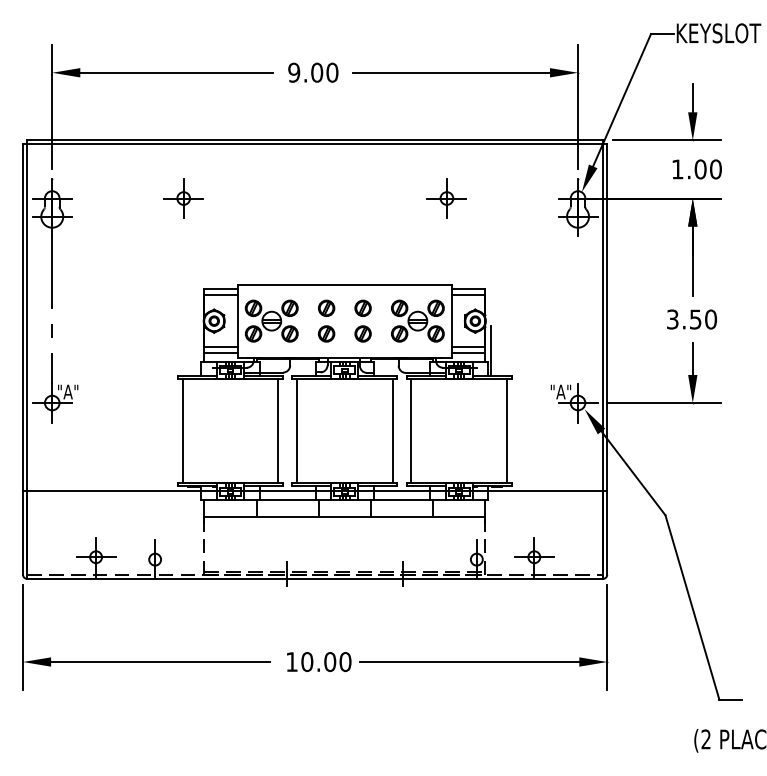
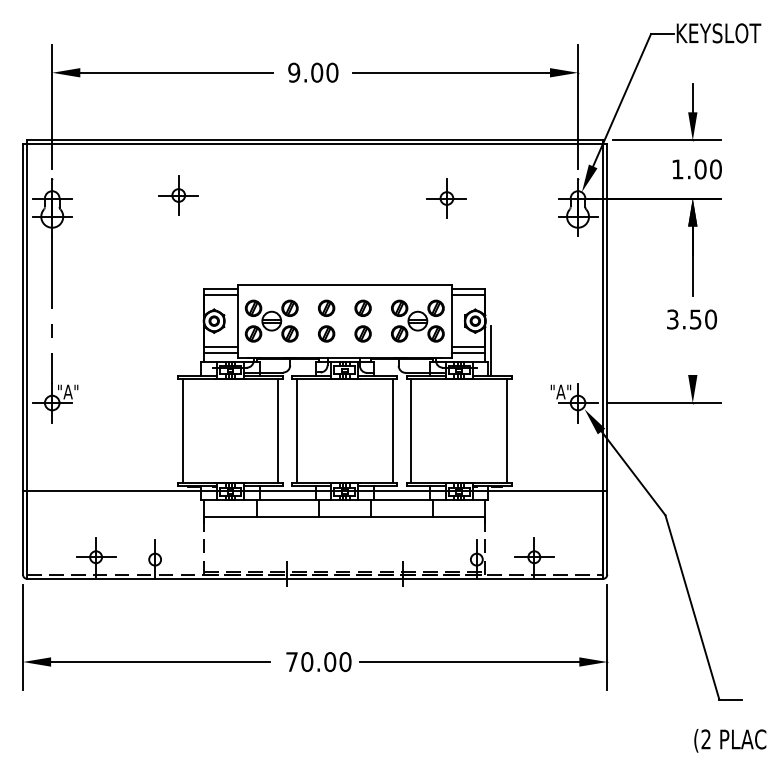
part position: (183, 198) -> (178, 195) (178, 195)
line: present -> none (692, 359)
text: 10.00 -> 70.00 (291, 661)
